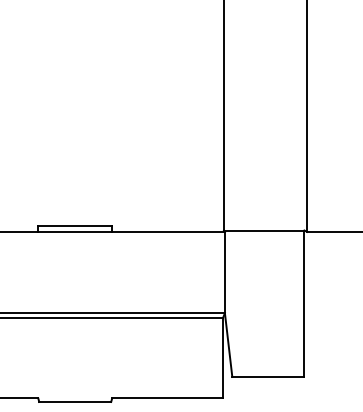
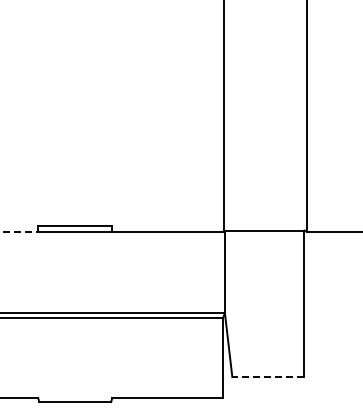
line: solid -> dashed (19, 231)
line: solid -> dashed (267, 377)
